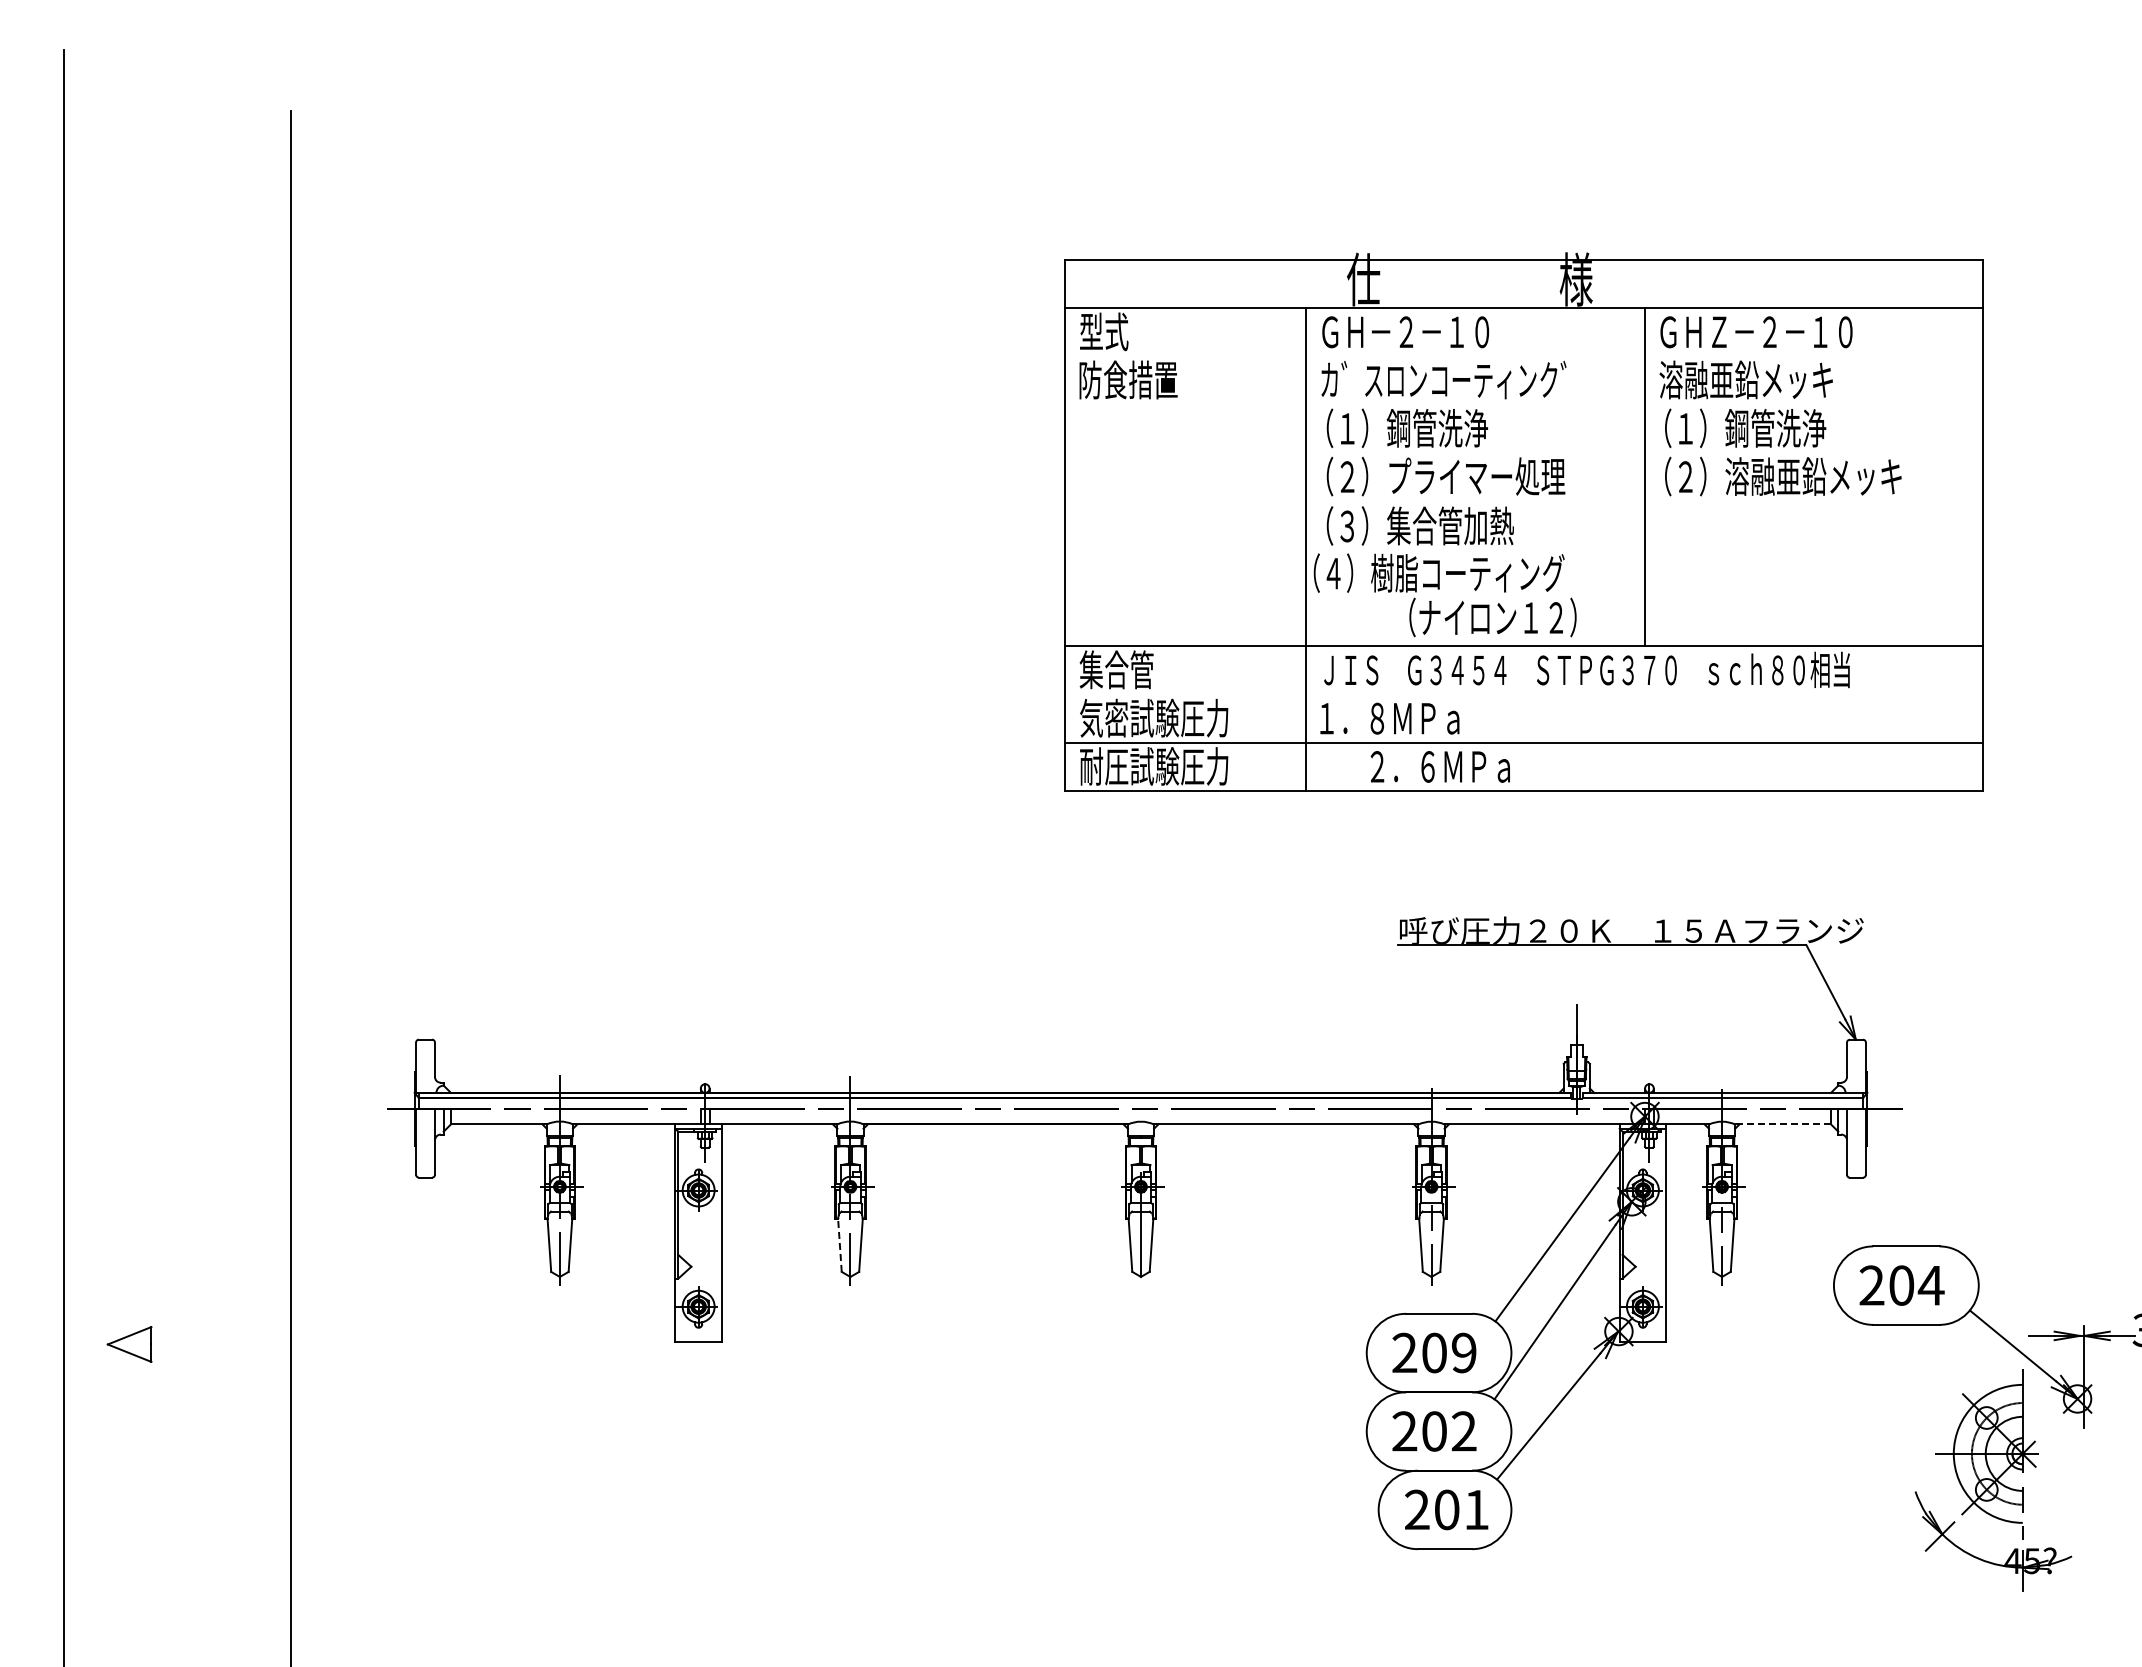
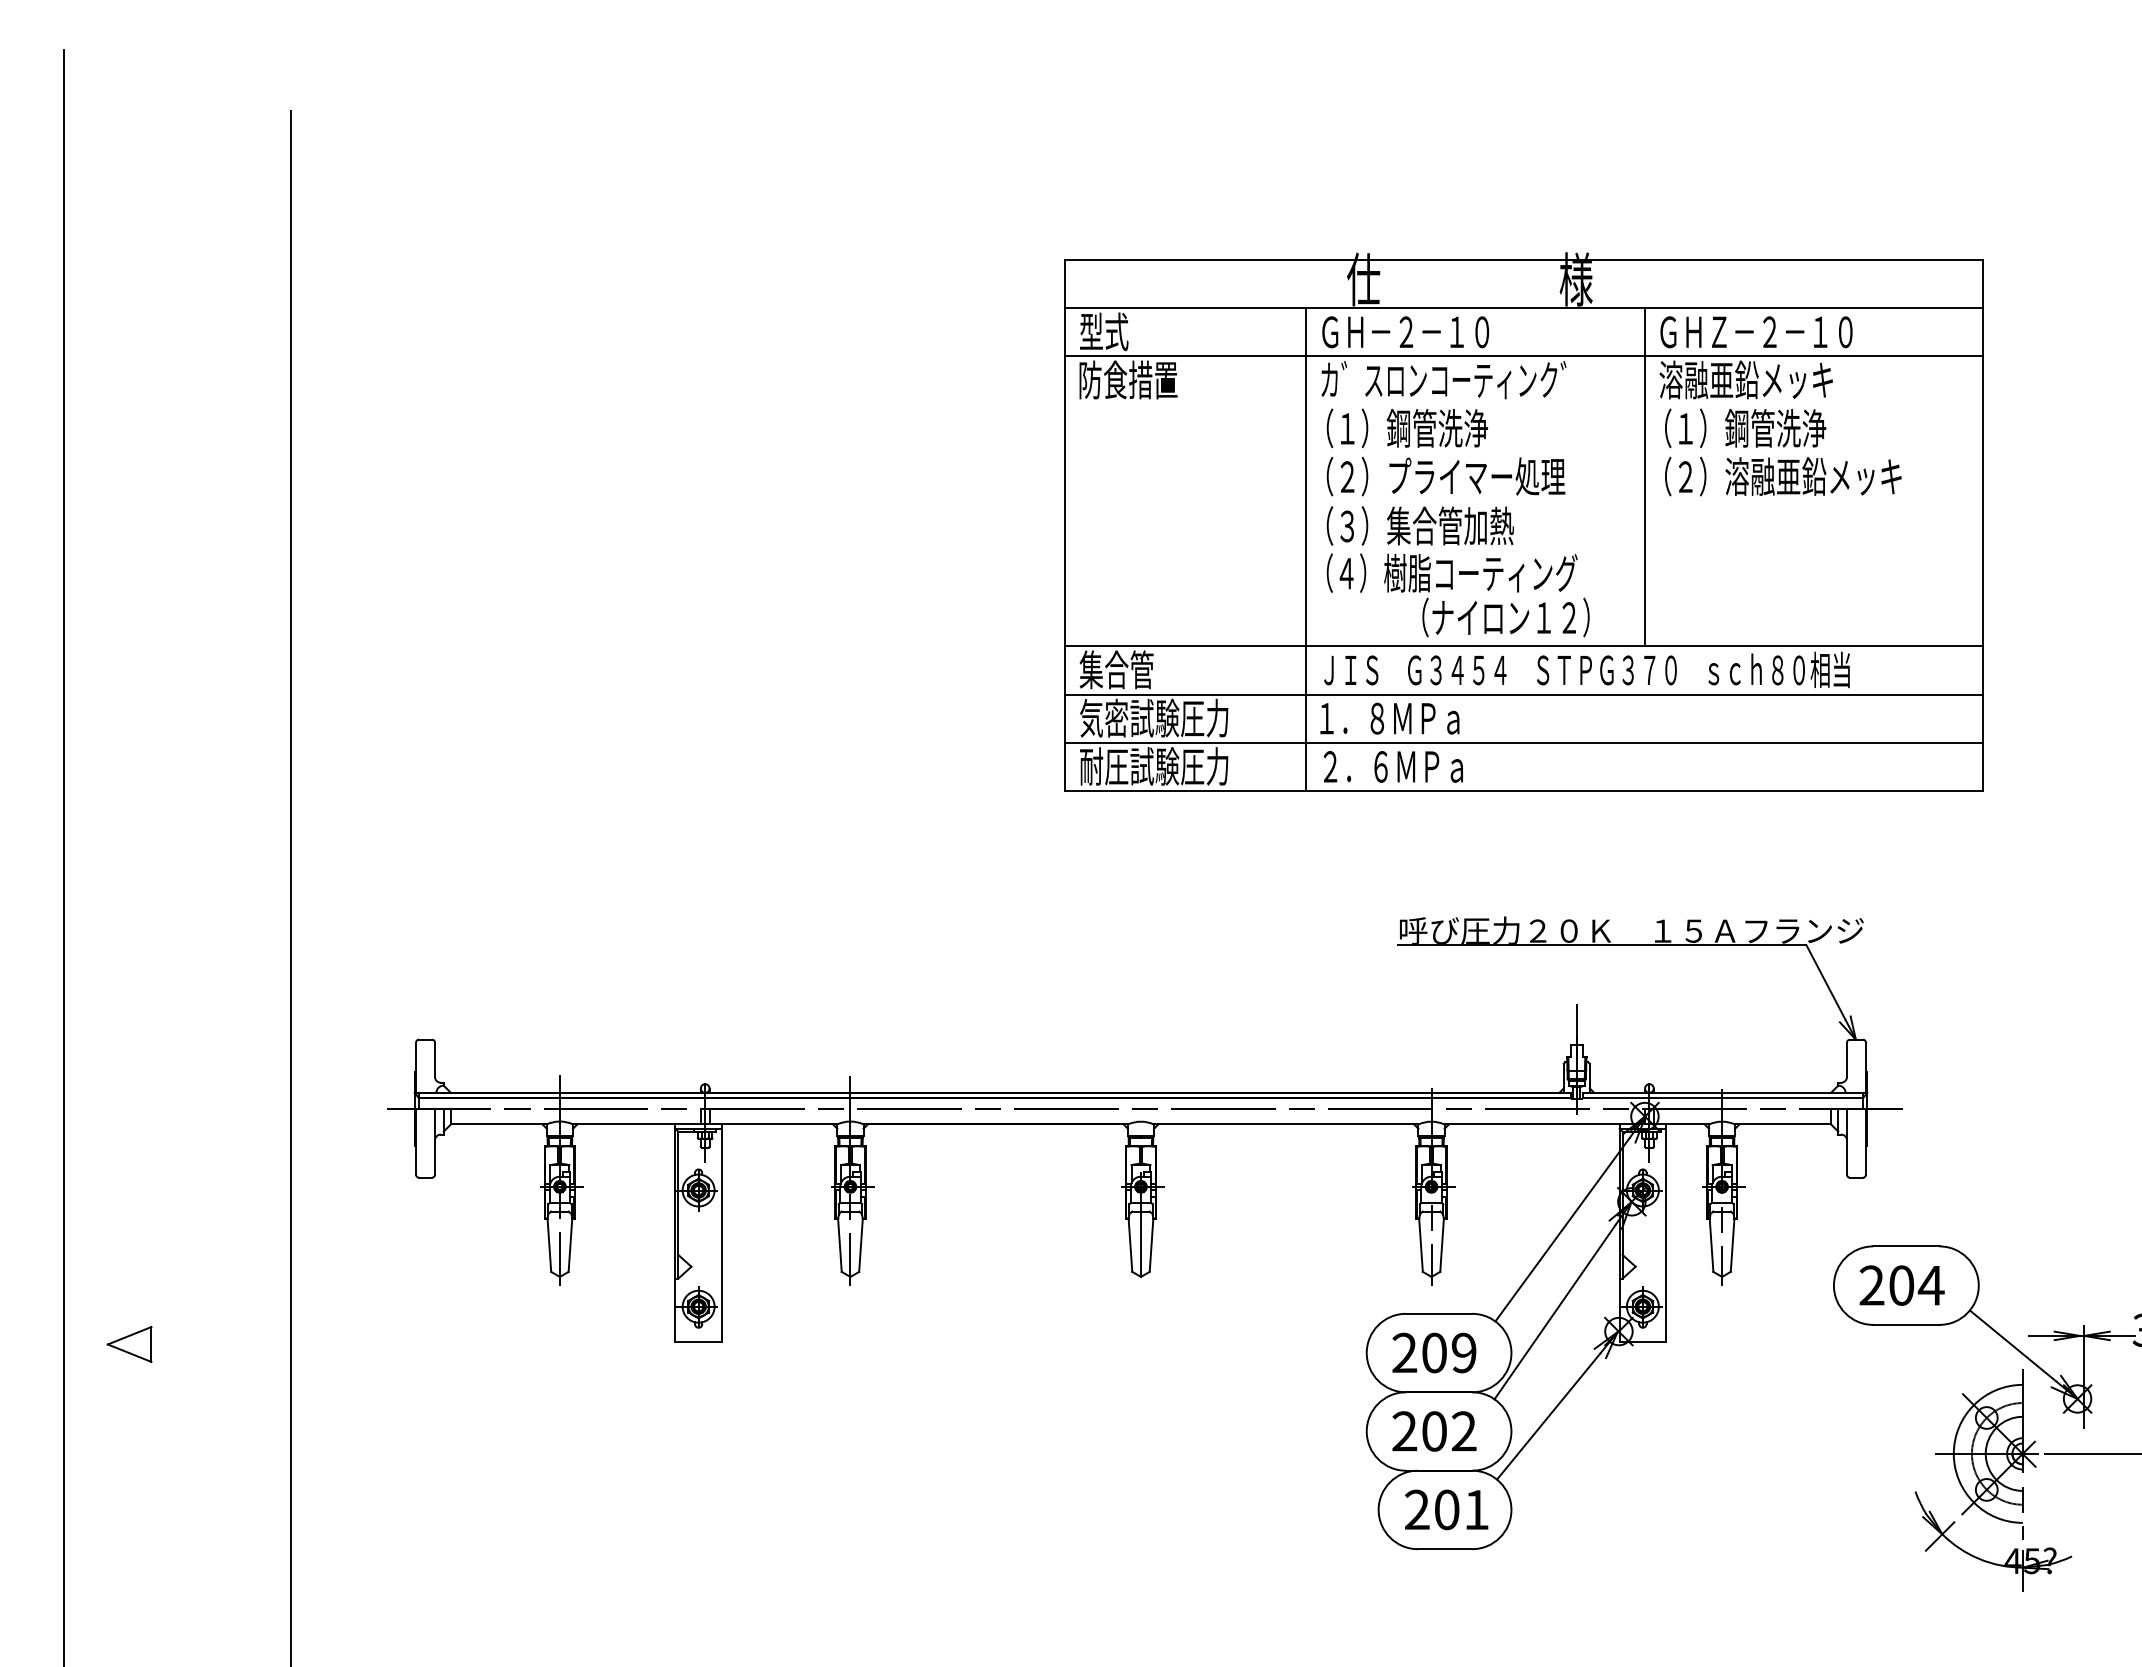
line: none -> present (1523, 356)
text position: (1444, 595) -> (1457, 595) (1457, 595)
line: none -> present (1523, 694)
text position: (1439, 766) -> (1392, 766) (1392, 766)
line: dashed -> solid (1783, 1124)
line: dashed -> solid (839, 1245)
line: none -> present (2091, 1453)
